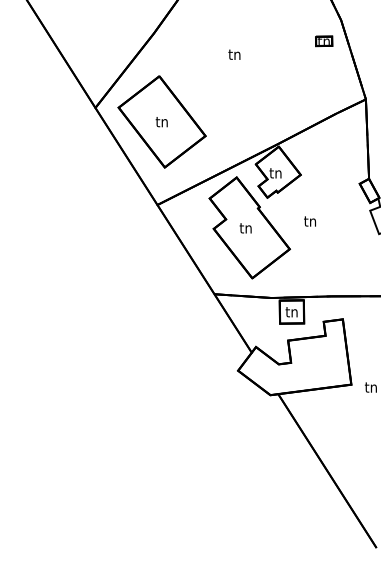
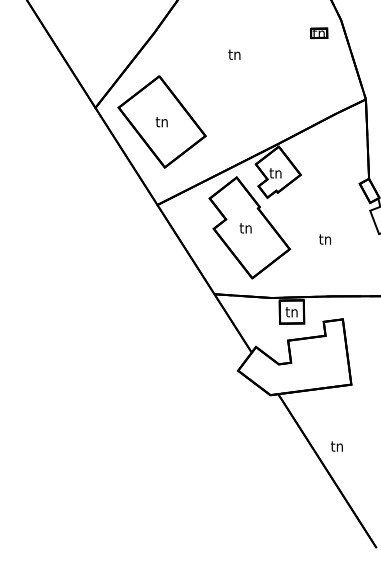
part position: (324, 41) -> (319, 33) (319, 33)
text position: (309, 221) -> (324, 239) (324, 239)
text position: (370, 387) -> (336, 446) (336, 446)
